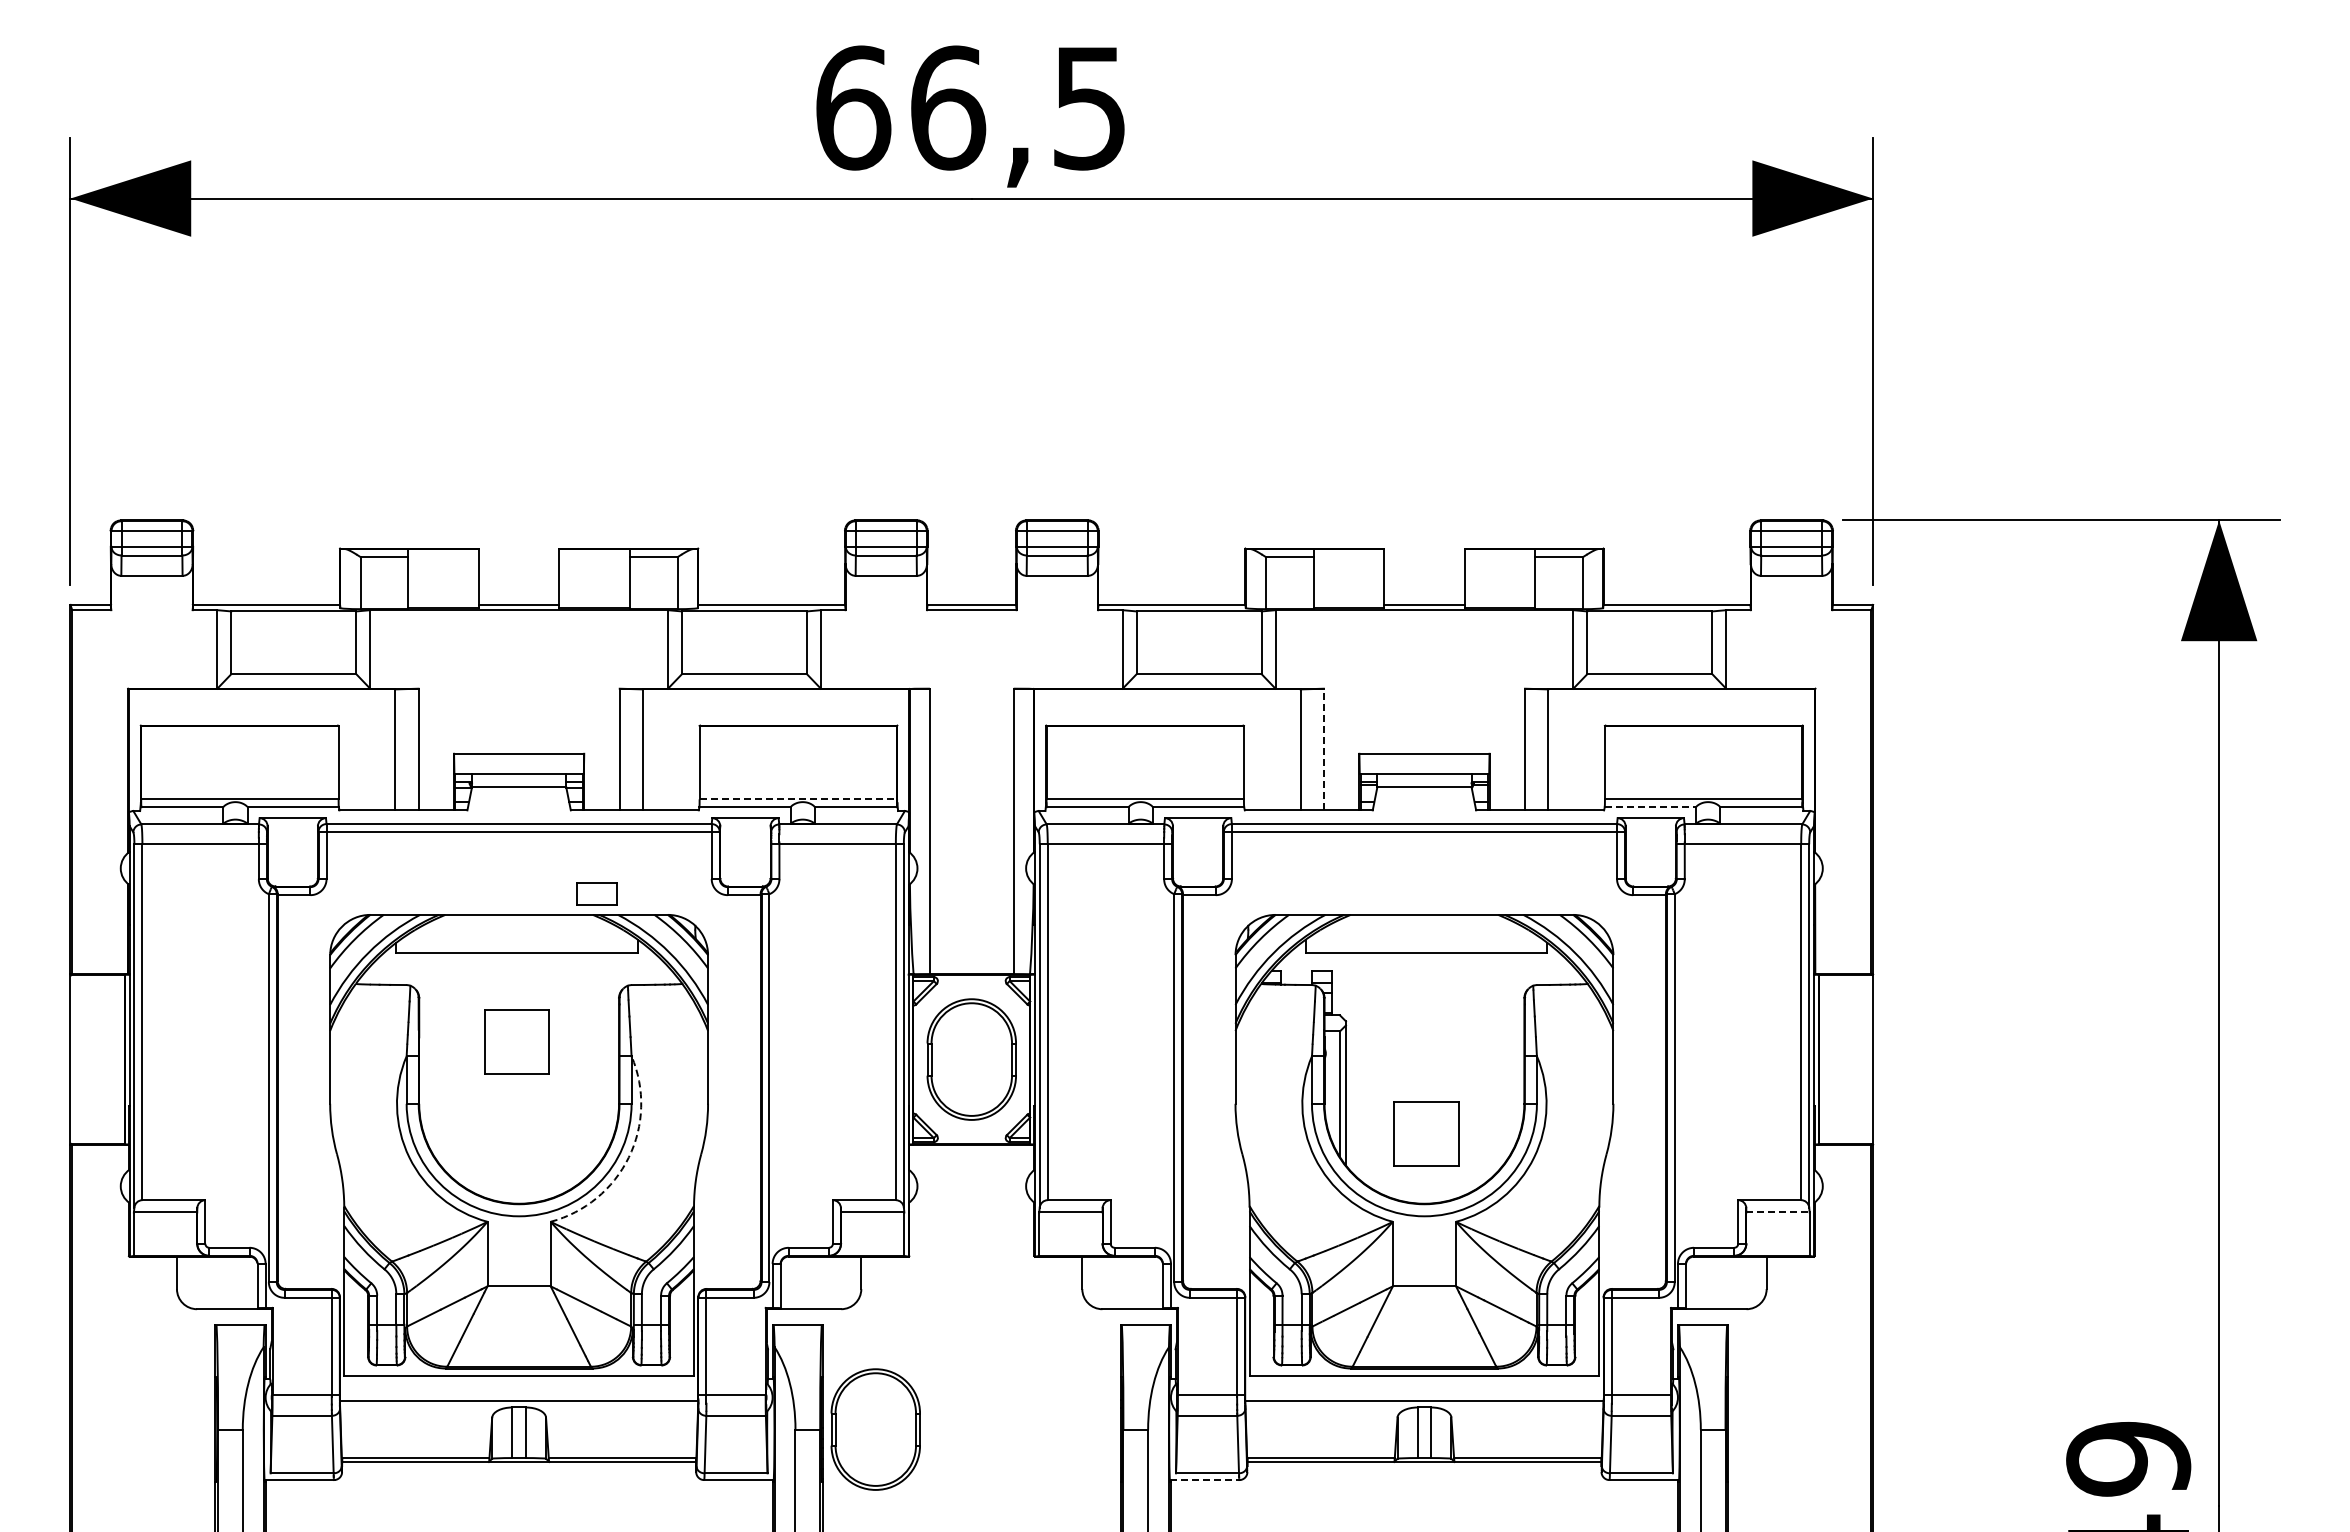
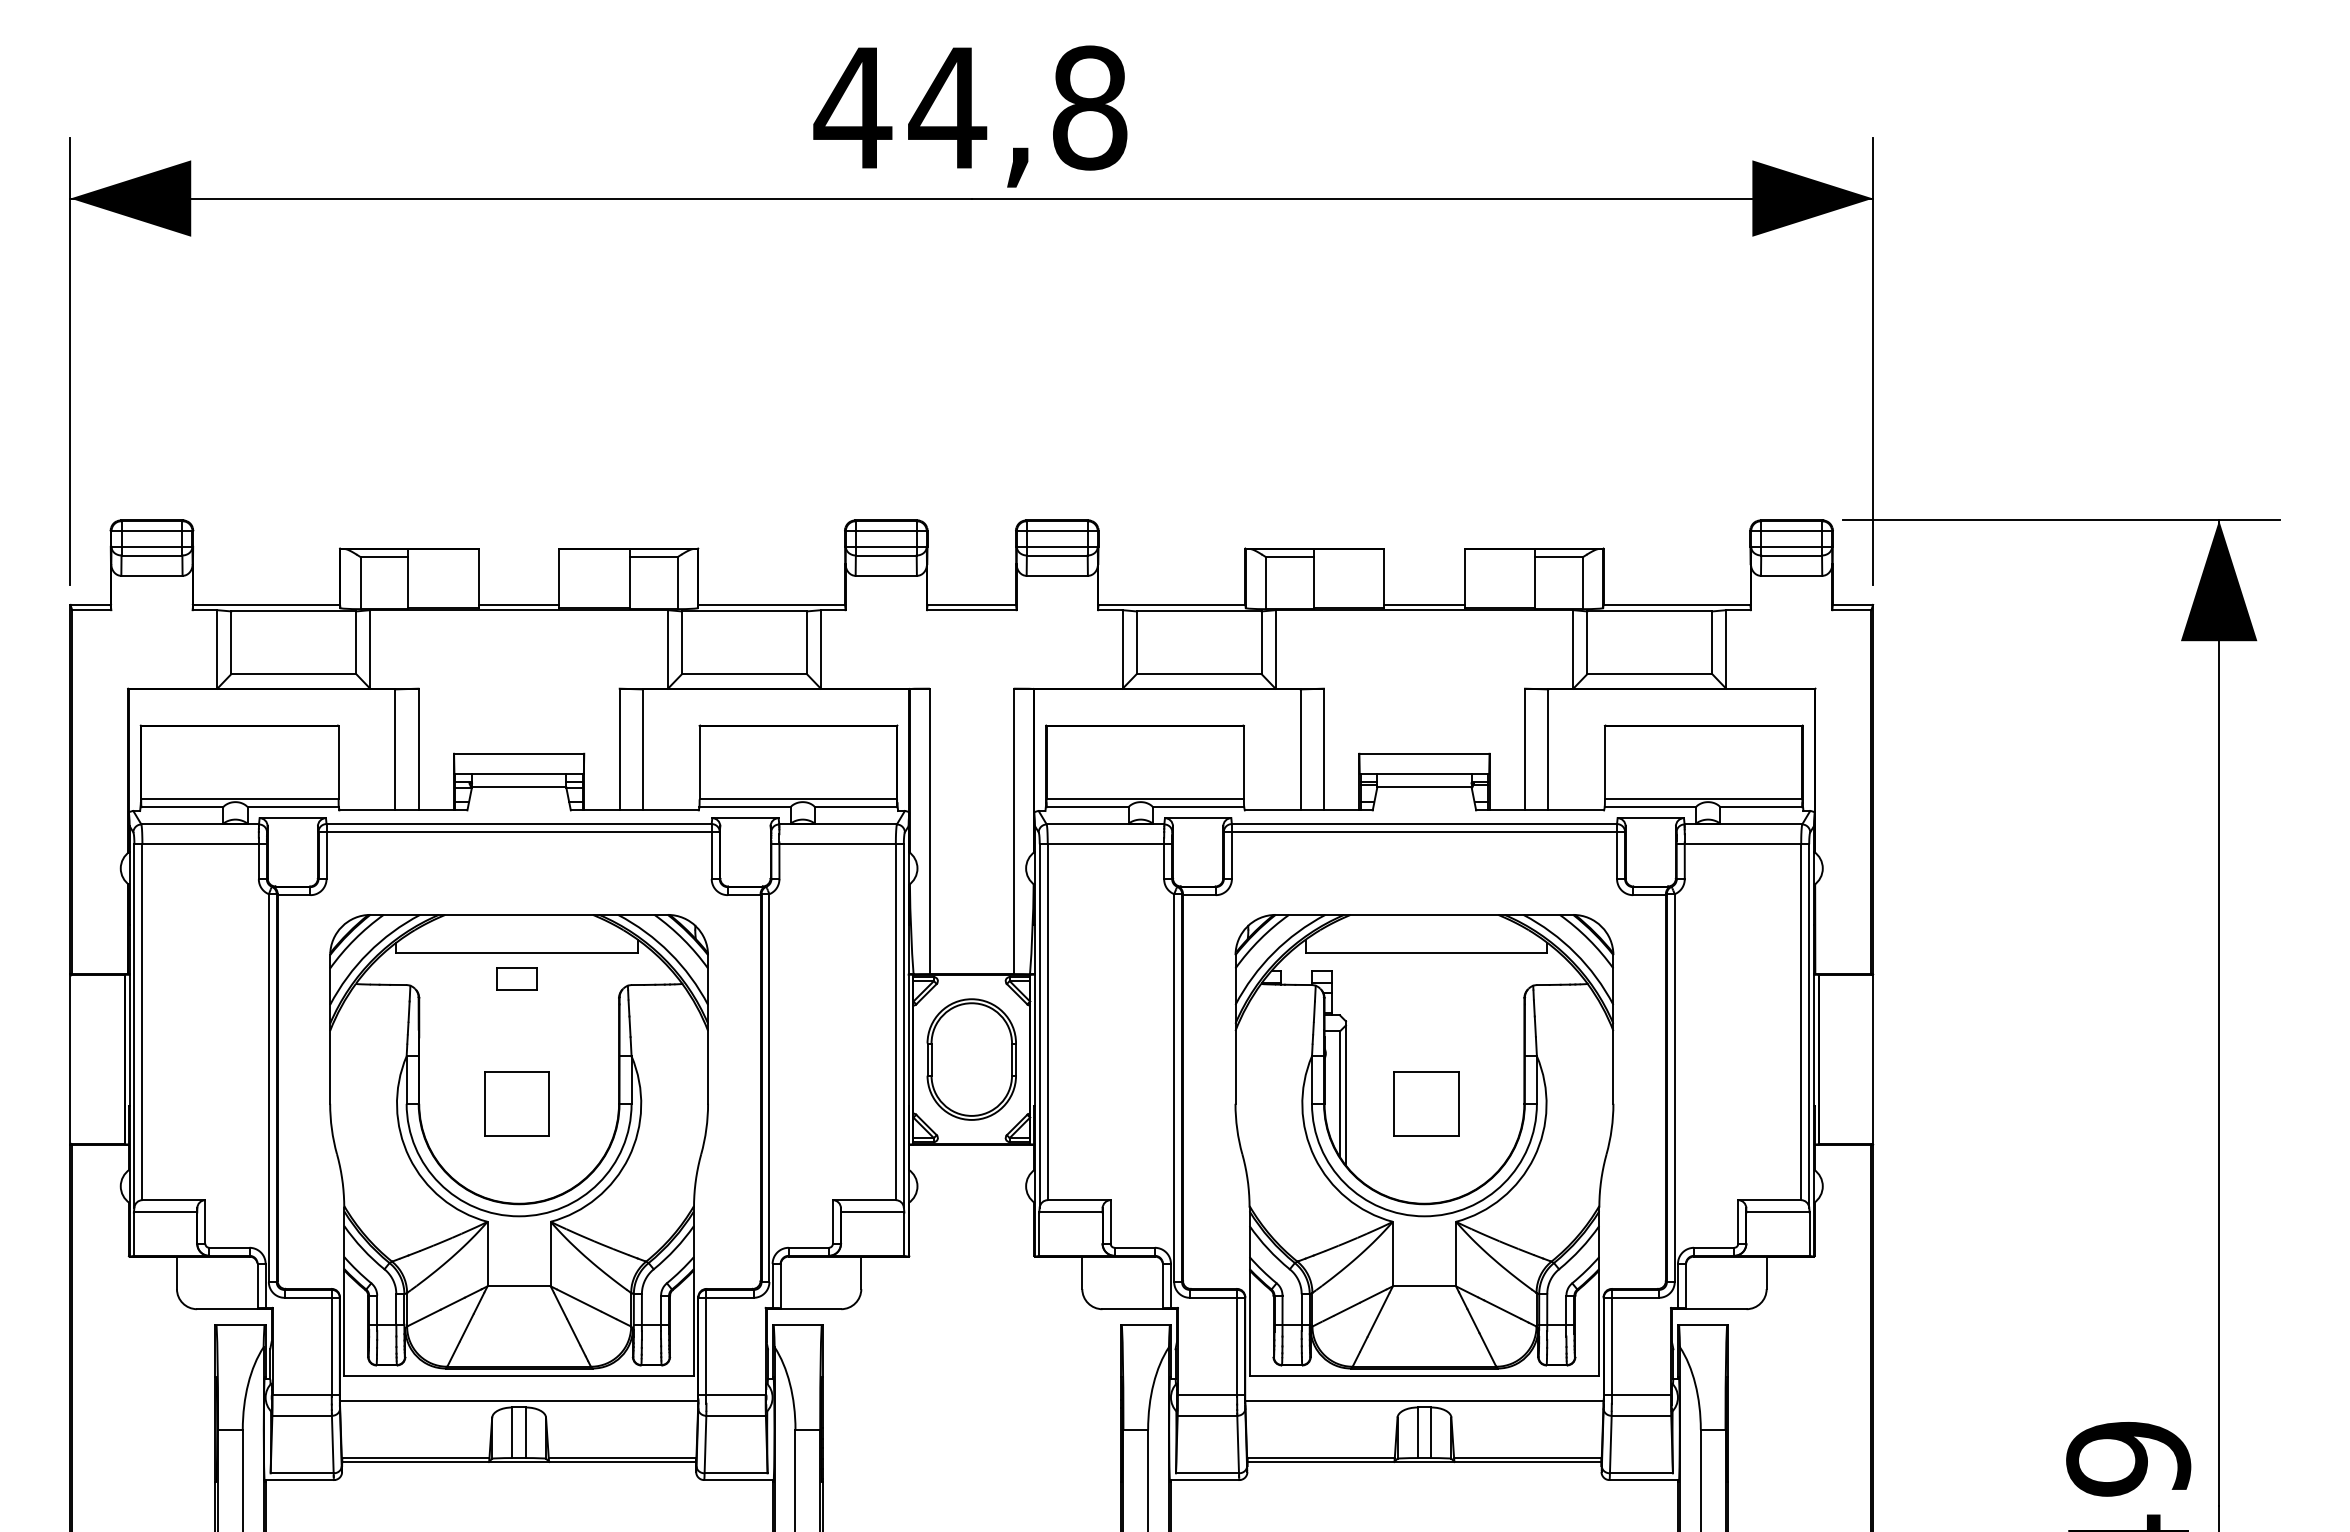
text: 66,5 -> 44,8 (970, 107)
line: dashed -> solid (1323, 749)
line: dashed -> solid (798, 799)
line: dashed -> solid (1650, 807)
part position: (596, 893) -> (516, 978) (516, 978)
part position: (516, 1041) -> (516, 1103) (516, 1103)
part position: (1426, 1133) -> (1426, 1103) (1426, 1103)
arc: dashed -> solid (628, 1157)
line: dashed -> solid (1778, 1212)
part: present -> none (875, 1429)
line: dashed -> solid (1204, 1480)
